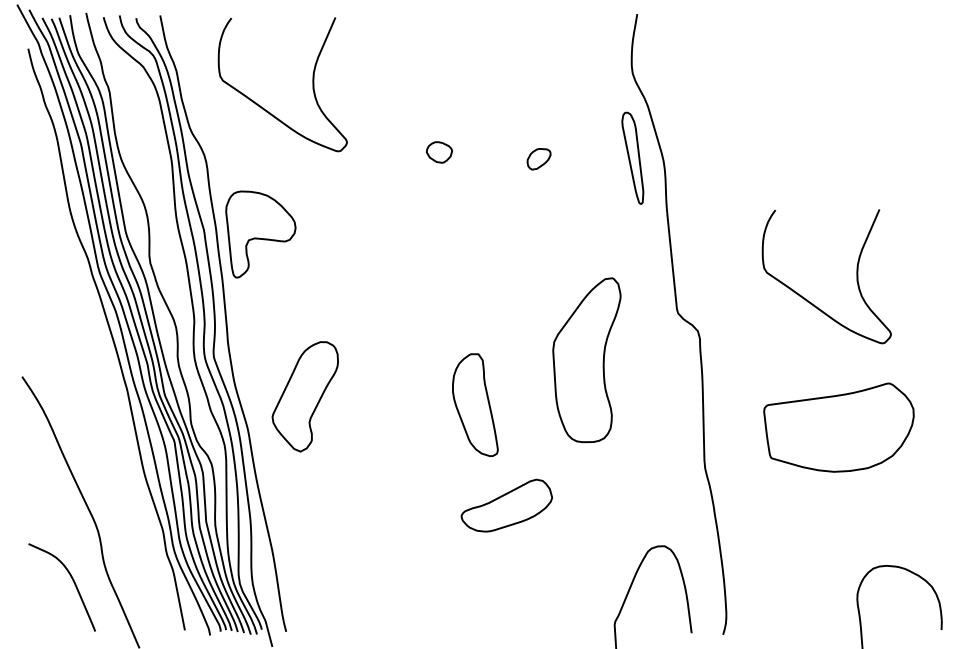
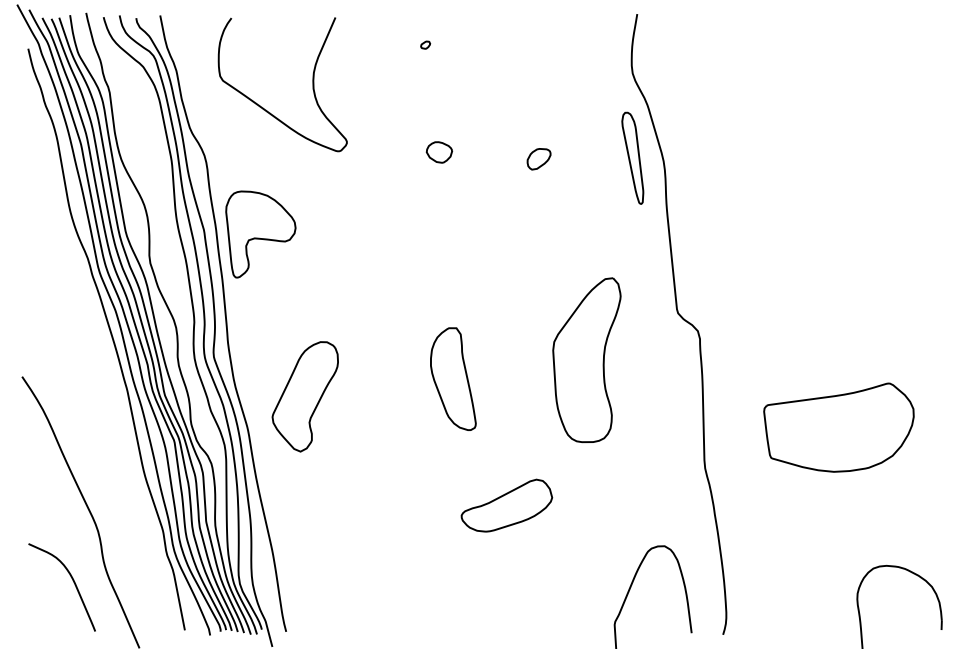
part: none -> present (425, 44)
curve: present -> none (810, 301)
part position: (475, 404) -> (453, 378) (453, 378)
